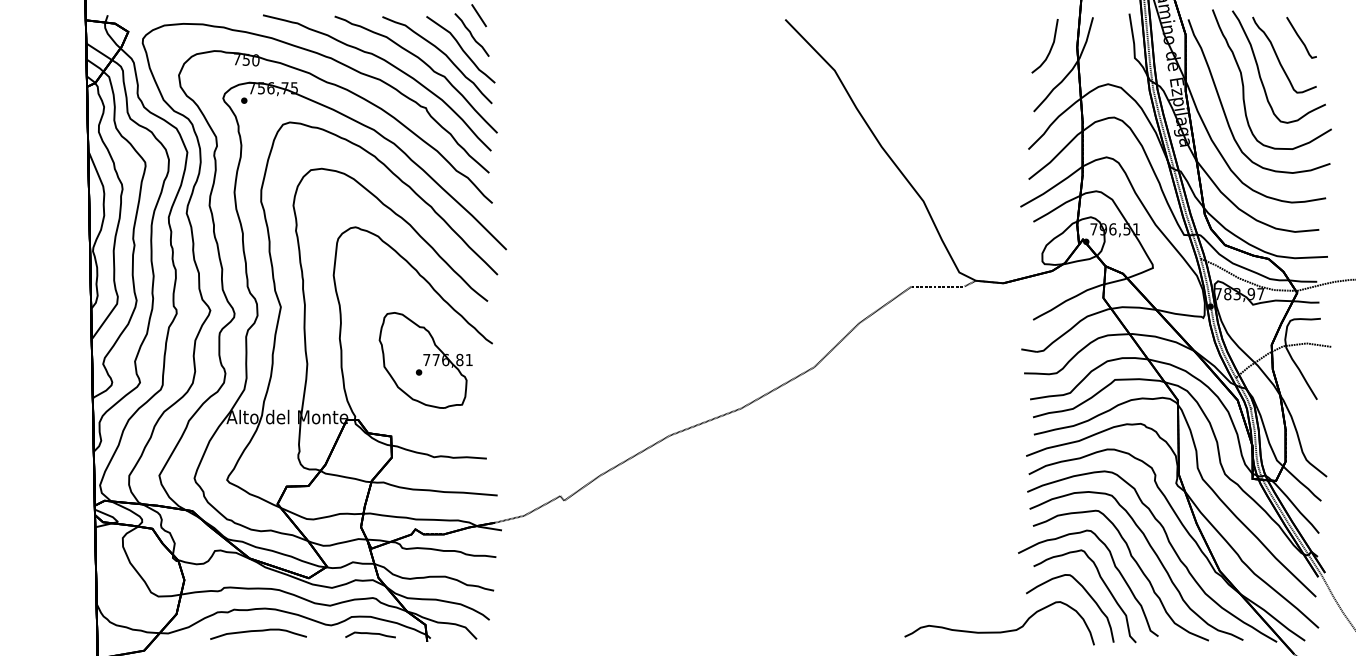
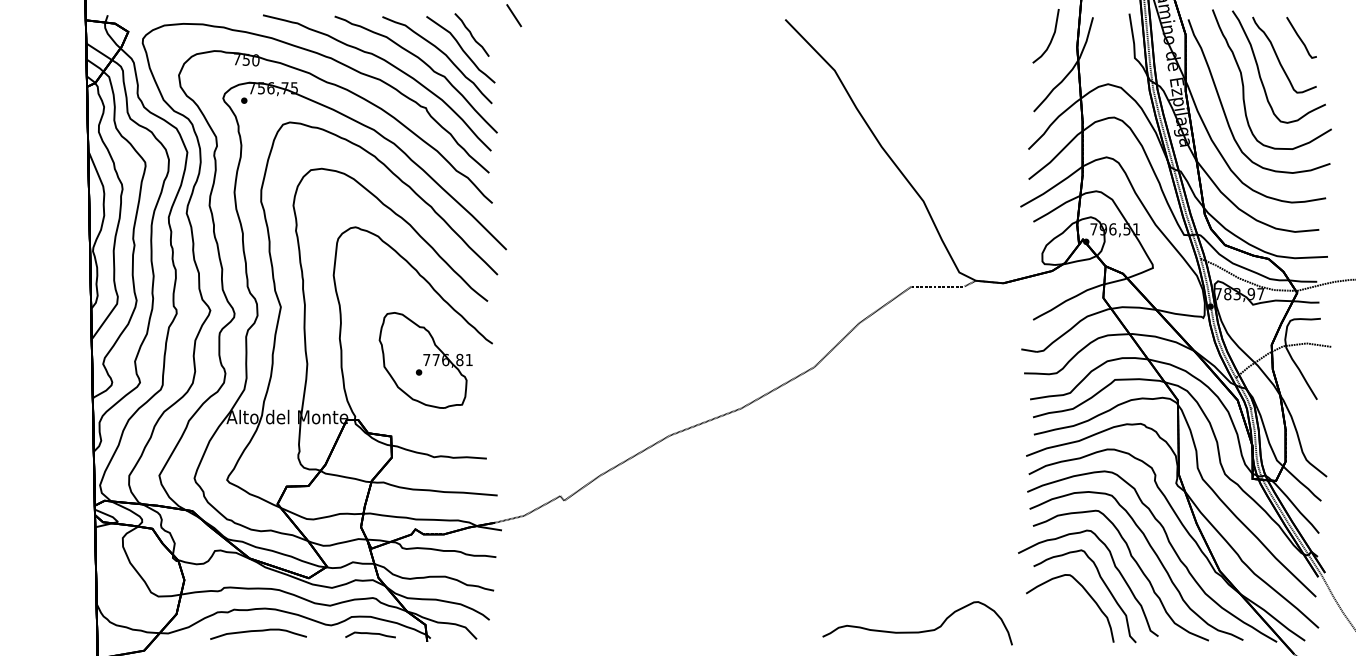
line position: (479, 15) -> (514, 15) (514, 15)
curve position: (1050, 47) -> (1051, 37) (1051, 37)
part position: (999, 631) -> (917, 631) (917, 631)
